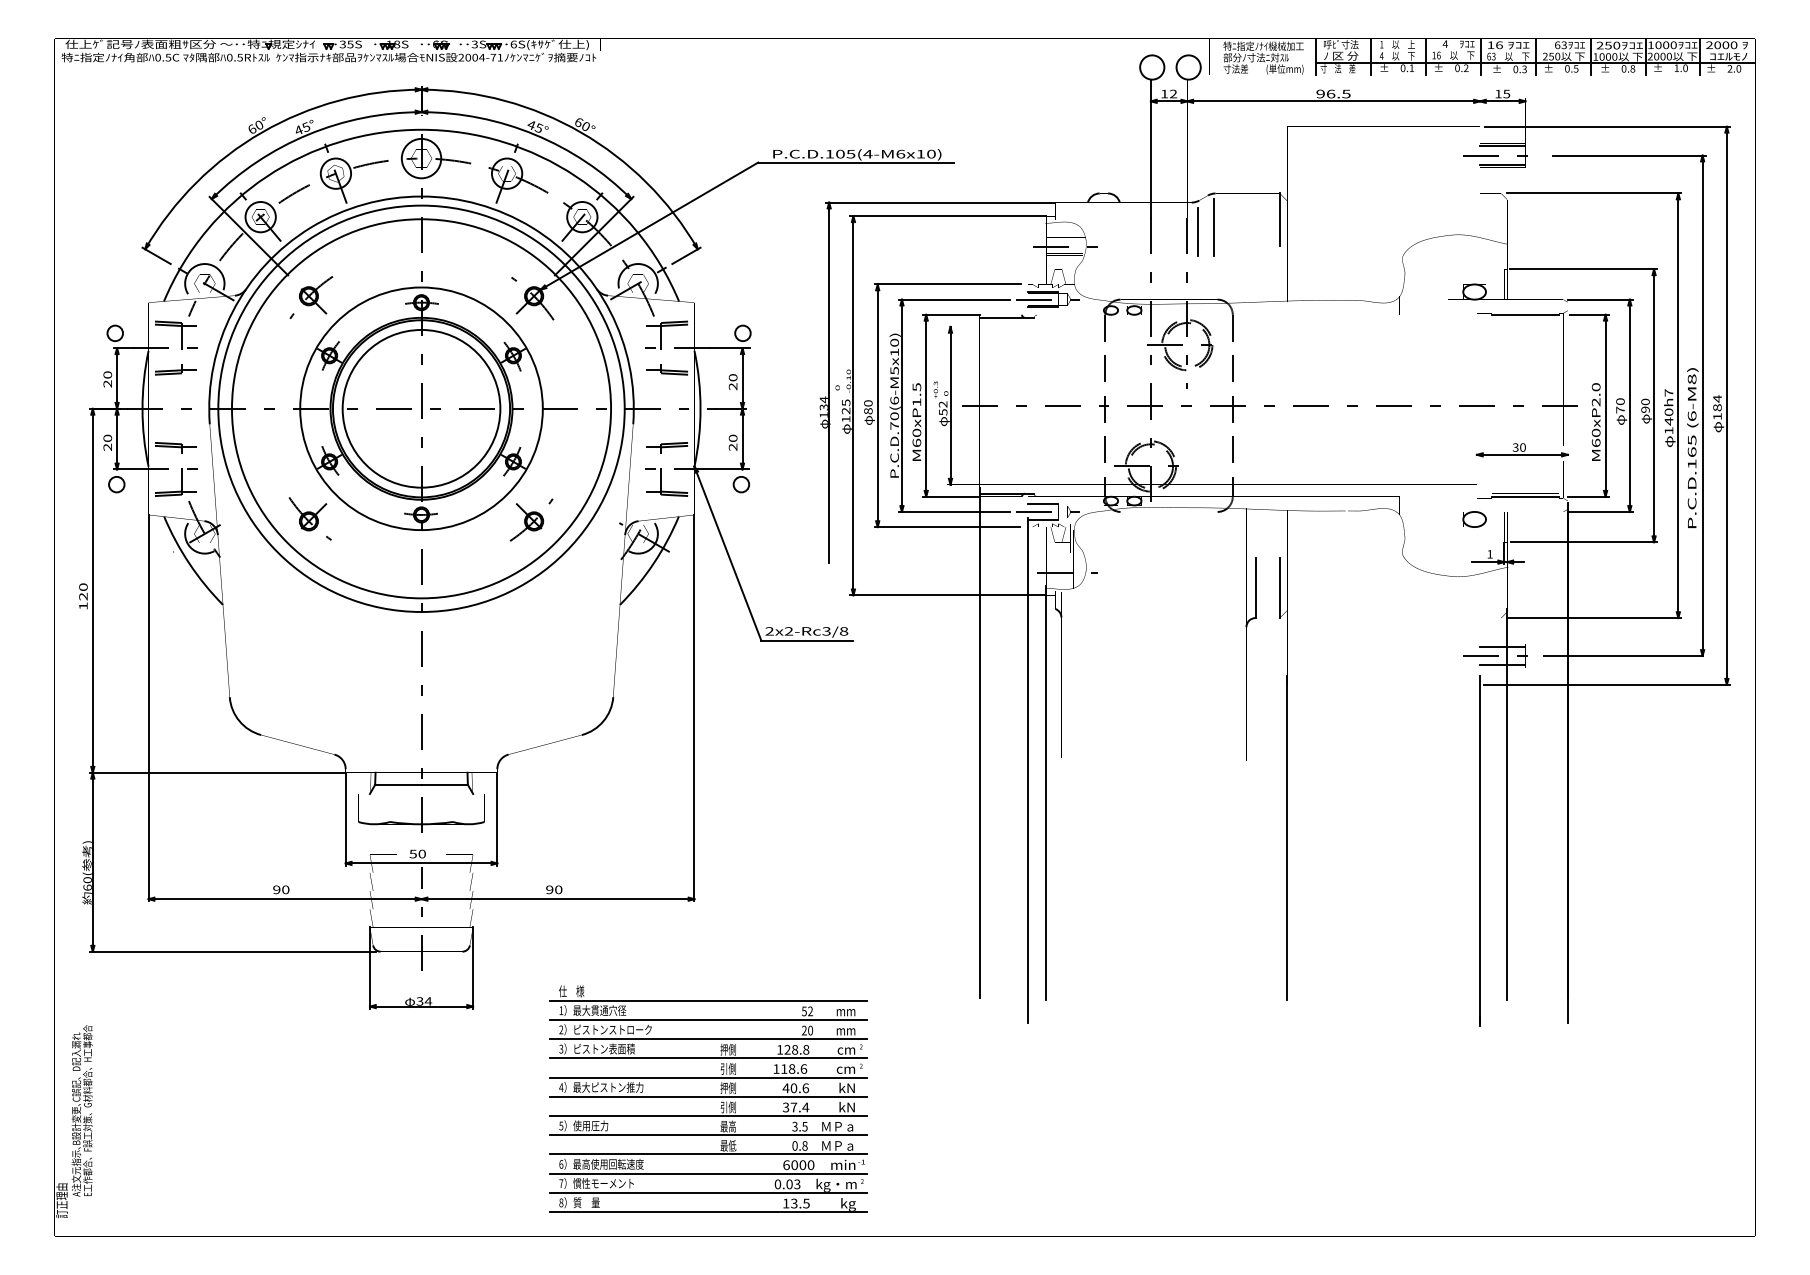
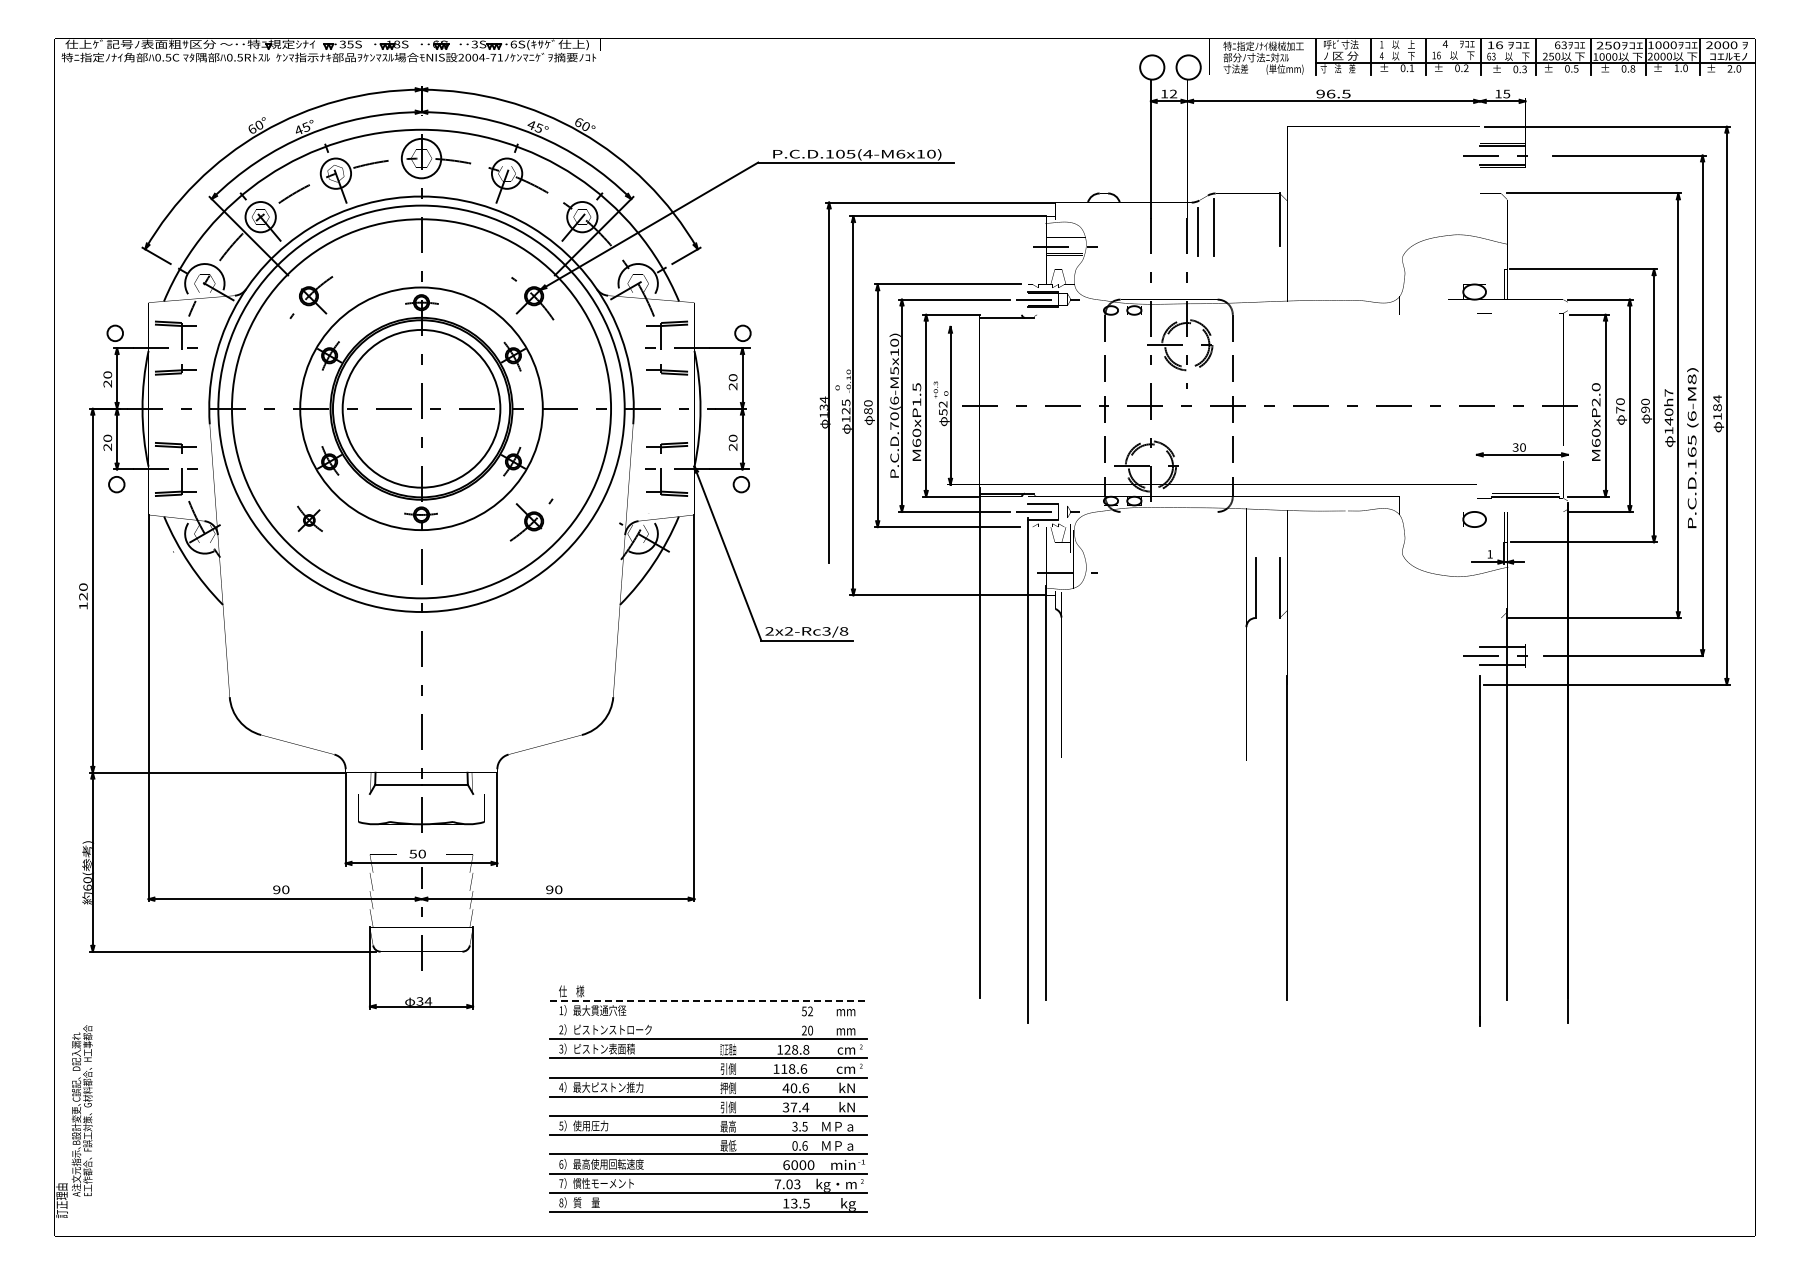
line: present -> none (1525, 314)
part size: 44x44 px -> 26x27 px (309, 518)
line: solid -> dashed (708, 1000)
line: present -> none (707, 1019)
text: 押側 -> 訂正理由 (728, 1049)
text: 0.8 -> 0.6 (804, 1145)
text: 0.03 -> 7.03 (777, 1184)
